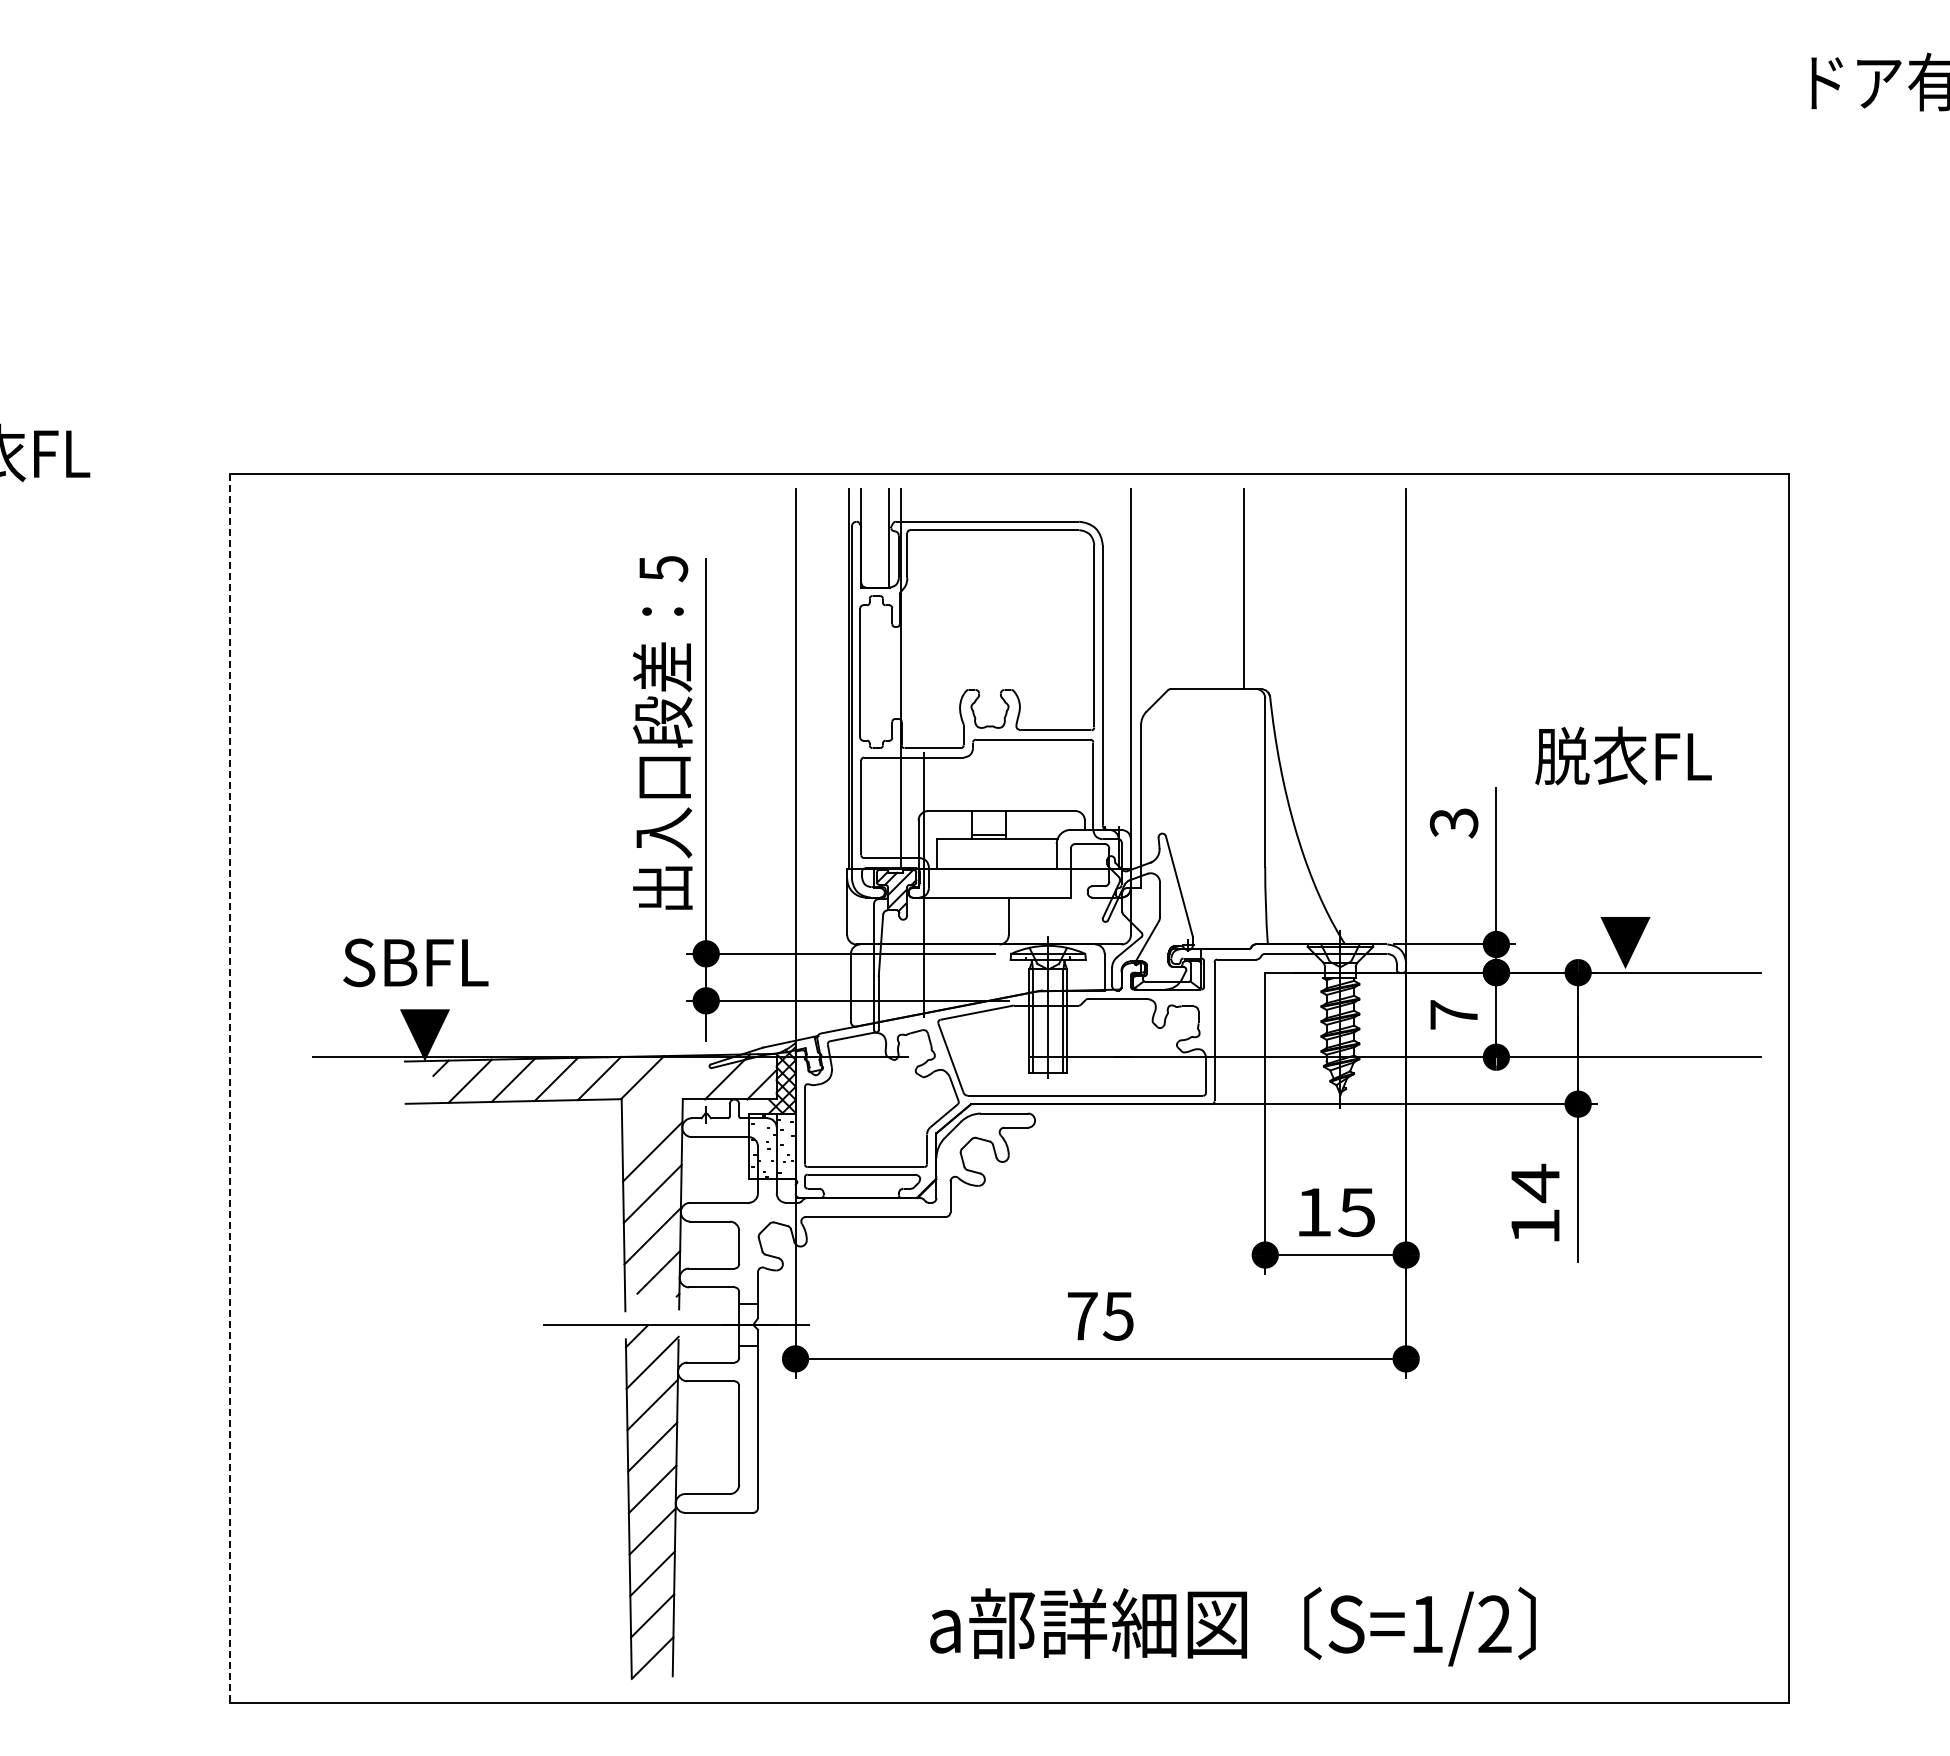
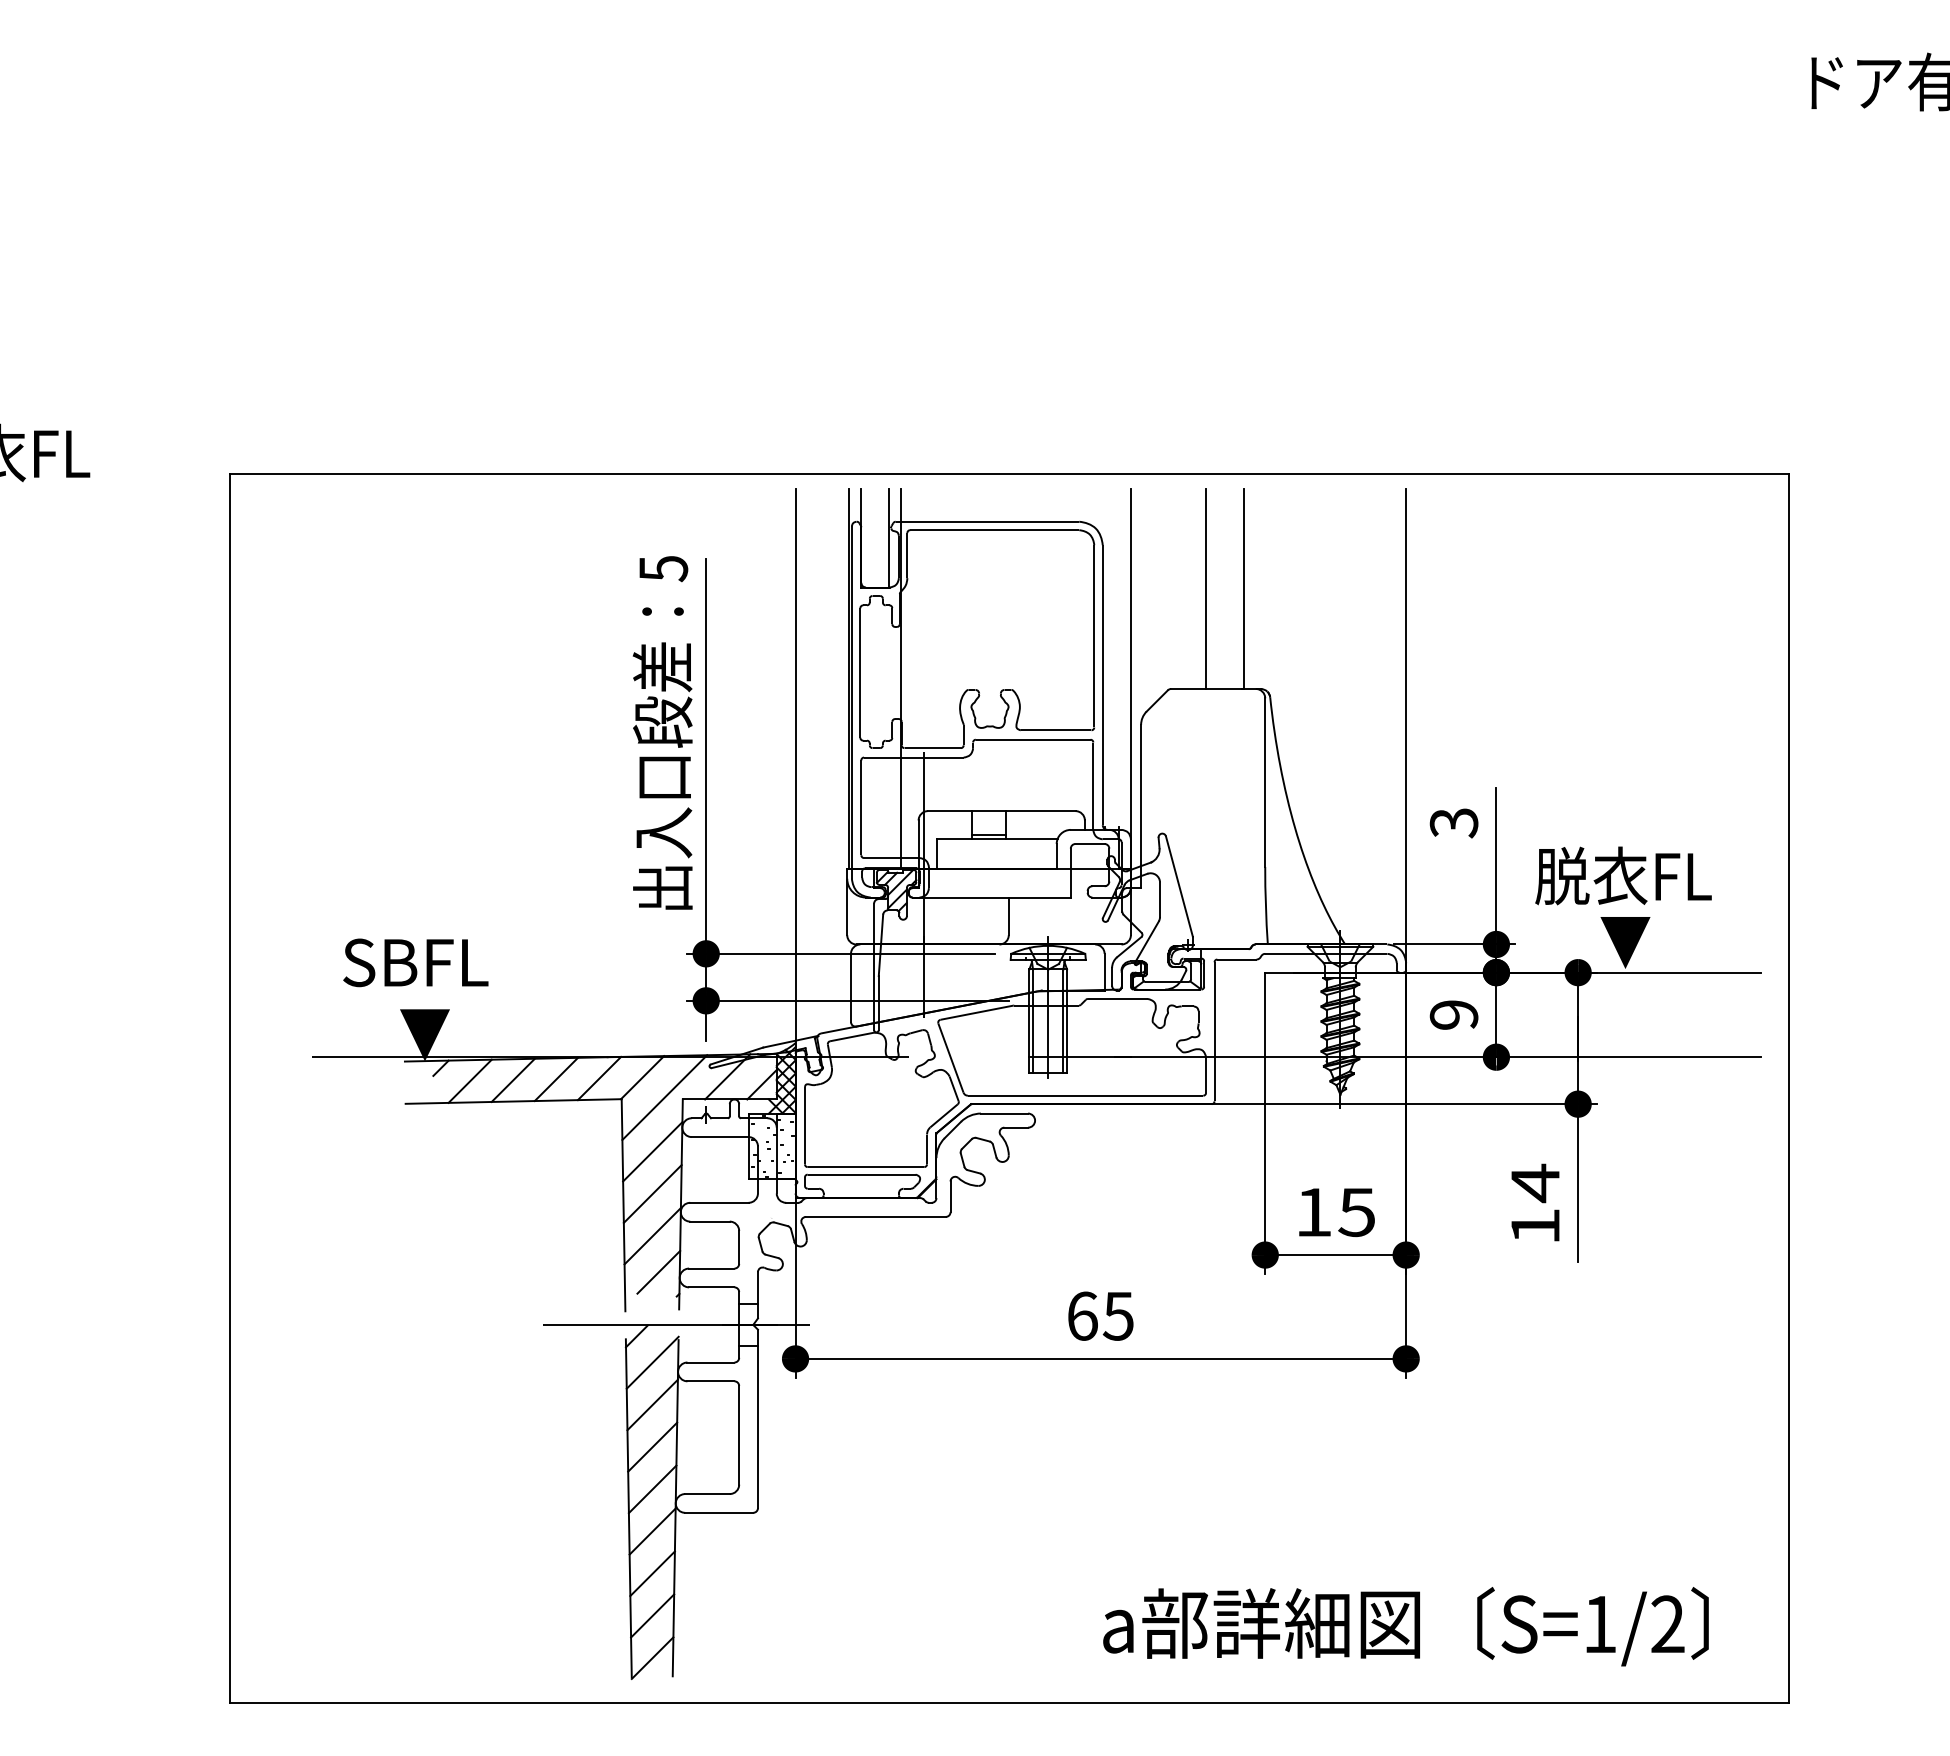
line: none -> present (1206, 588)
text position: (1623, 755) -> (1623, 875) (1623, 875)
text: 7 -> 9 (1453, 1014)
line: dashed -> solid (229, 1088)
line: none -> present (664, 1097)
text: 75 -> 65 (1082, 1315)
text position: (1232, 1626) -> (1405, 1626) (1405, 1626)
